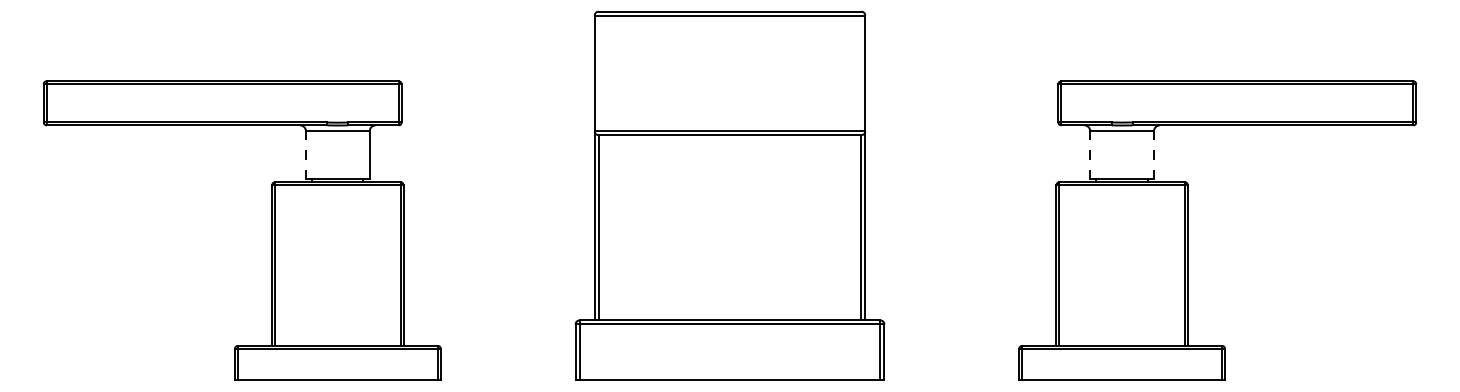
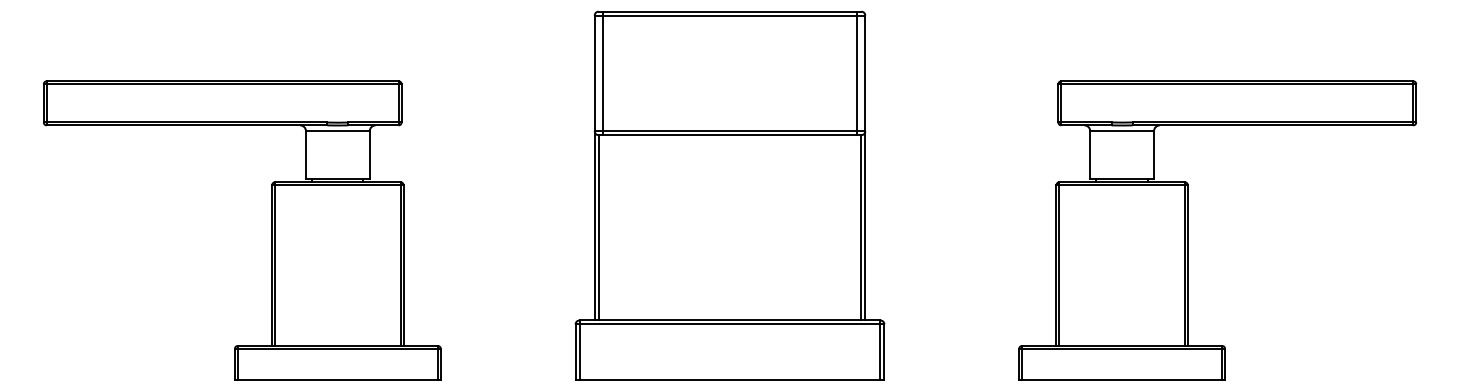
line: none -> present (602, 73)
line: none -> present (857, 73)
line: dashed -> solid (306, 154)
line: dashed -> solid (1090, 154)
line: dashed -> solid (1153, 154)
